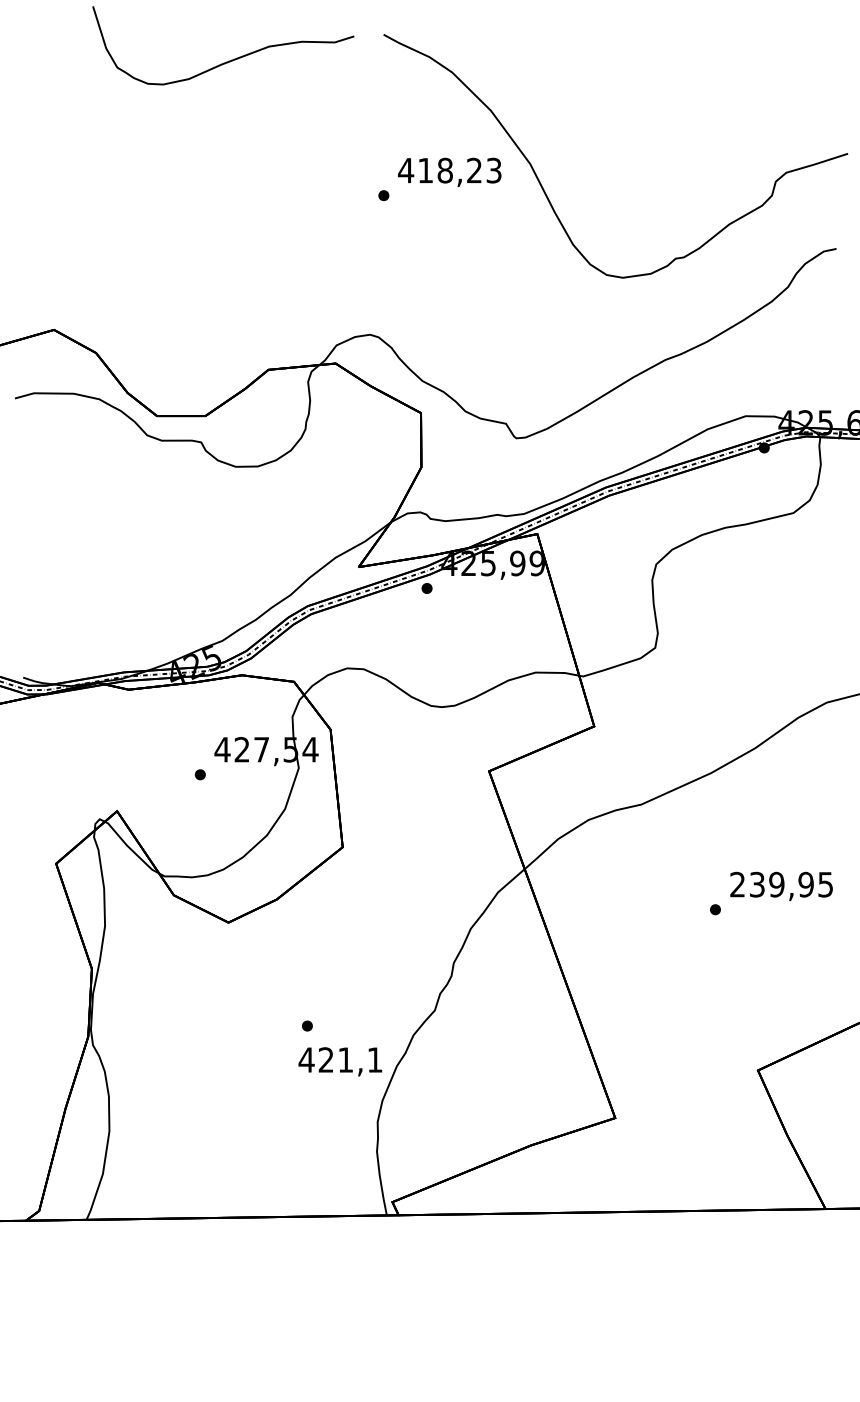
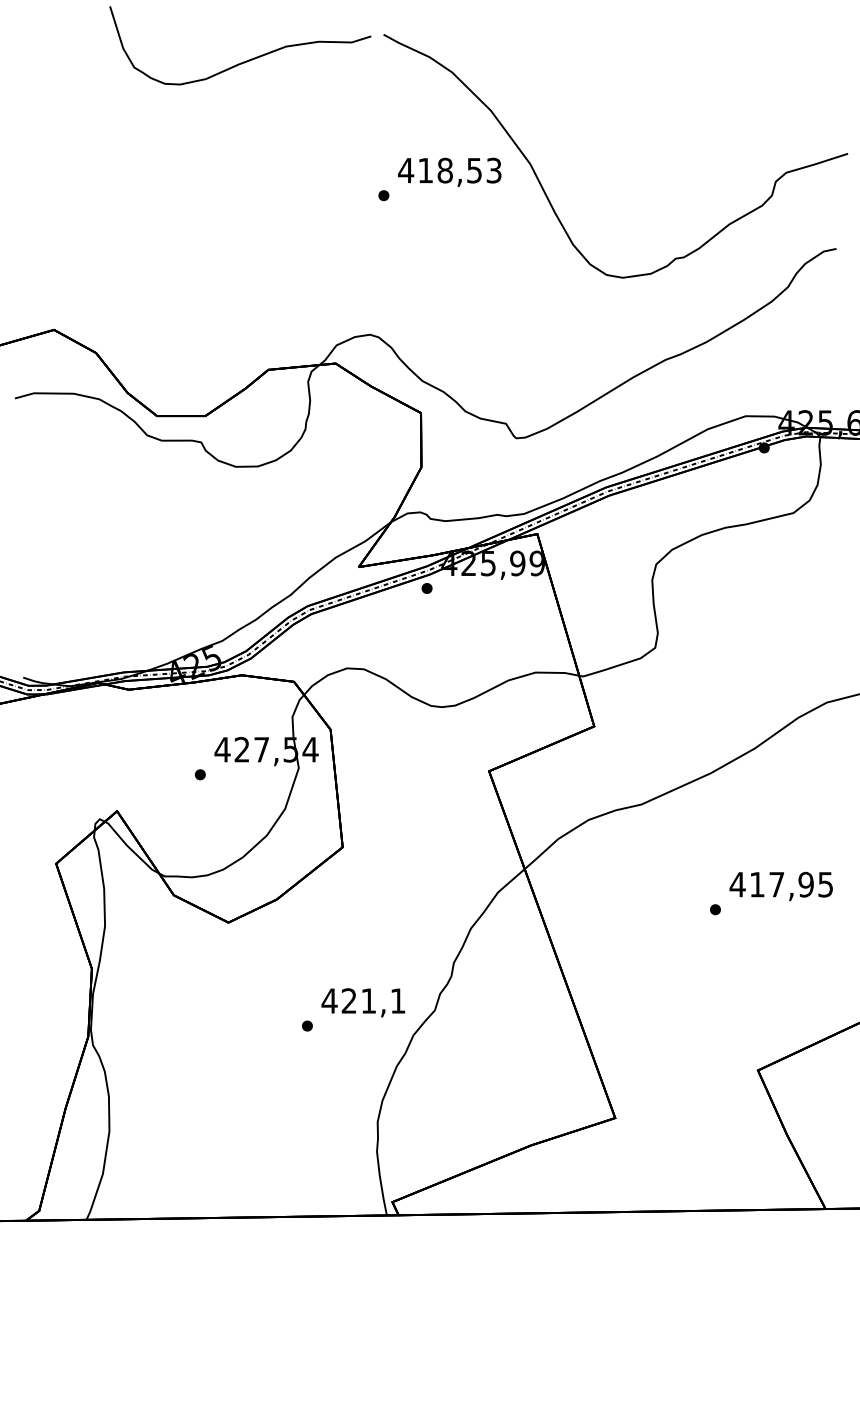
curve position: (231, 59) -> (248, 59) (248, 59)
text: 418,23 -> 418,53 (474, 170)
text: 239,95 -> 417,95 (756, 884)
text position: (340, 1061) -> (363, 1002) (363, 1002)
